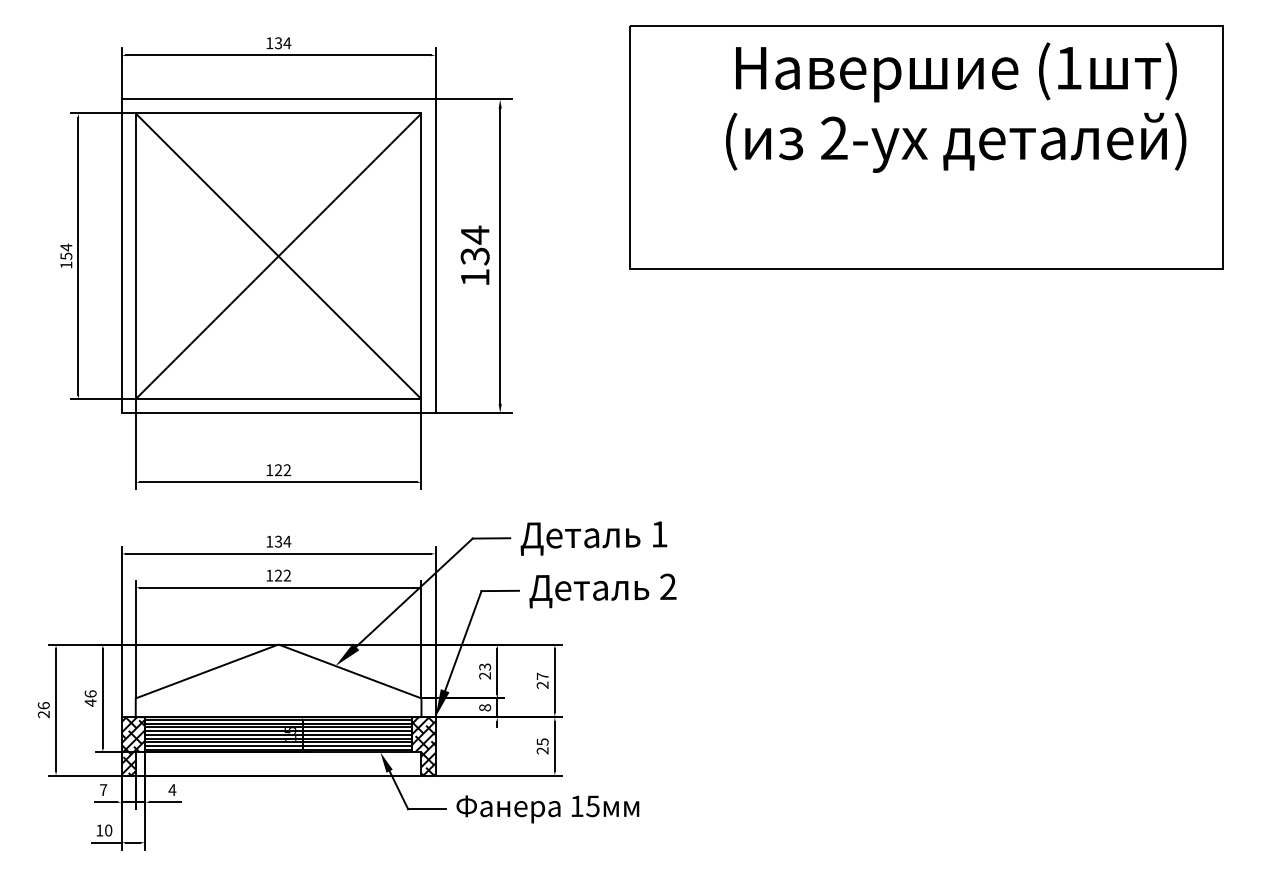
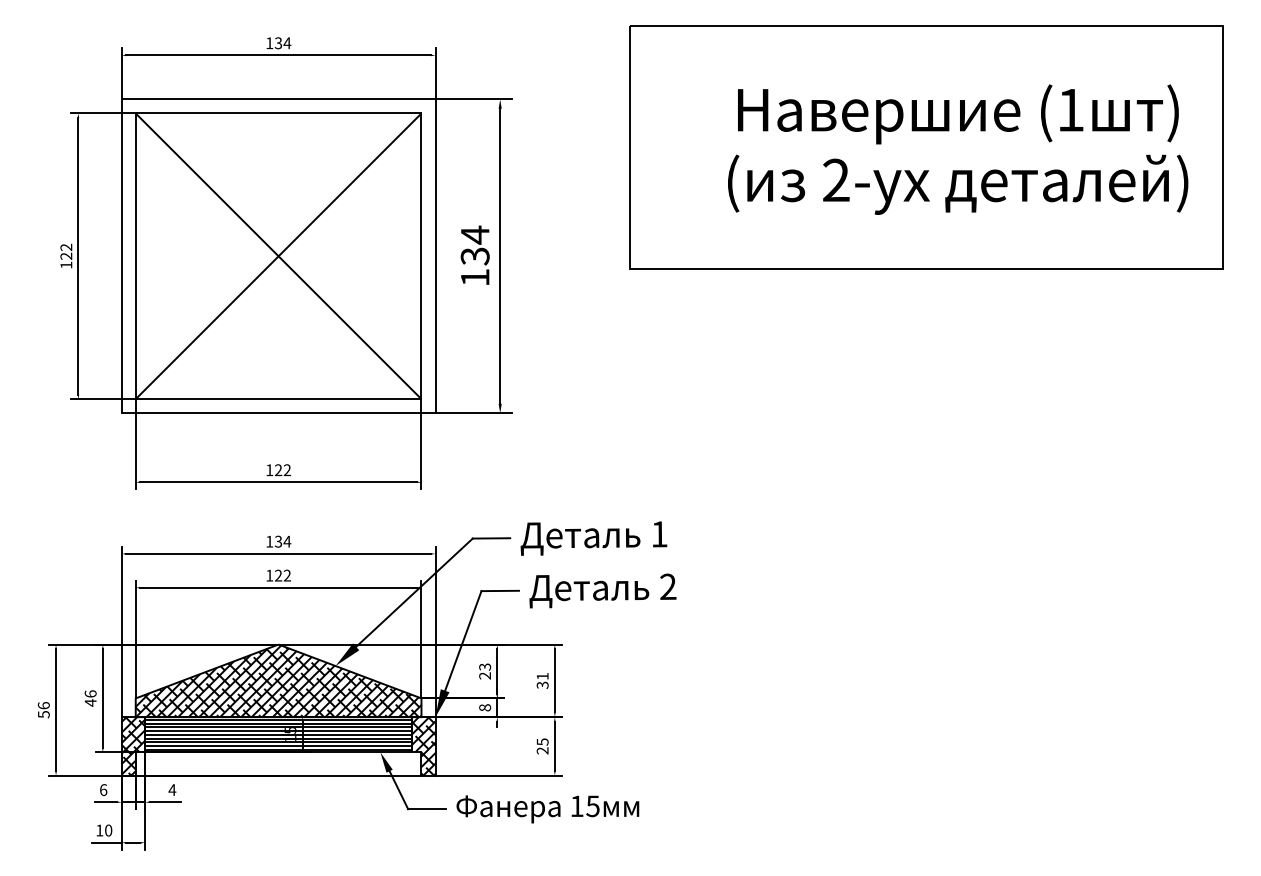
text position: (956, 107) -> (958, 149) (958, 149)
text: 154 -> 122 (66, 251)
text: 27 -> 31 (542, 680)
hatch: none -> present (278, 681)
text: 26 -> 56 (43, 714)
text: 7 -> 6 (103, 789)
